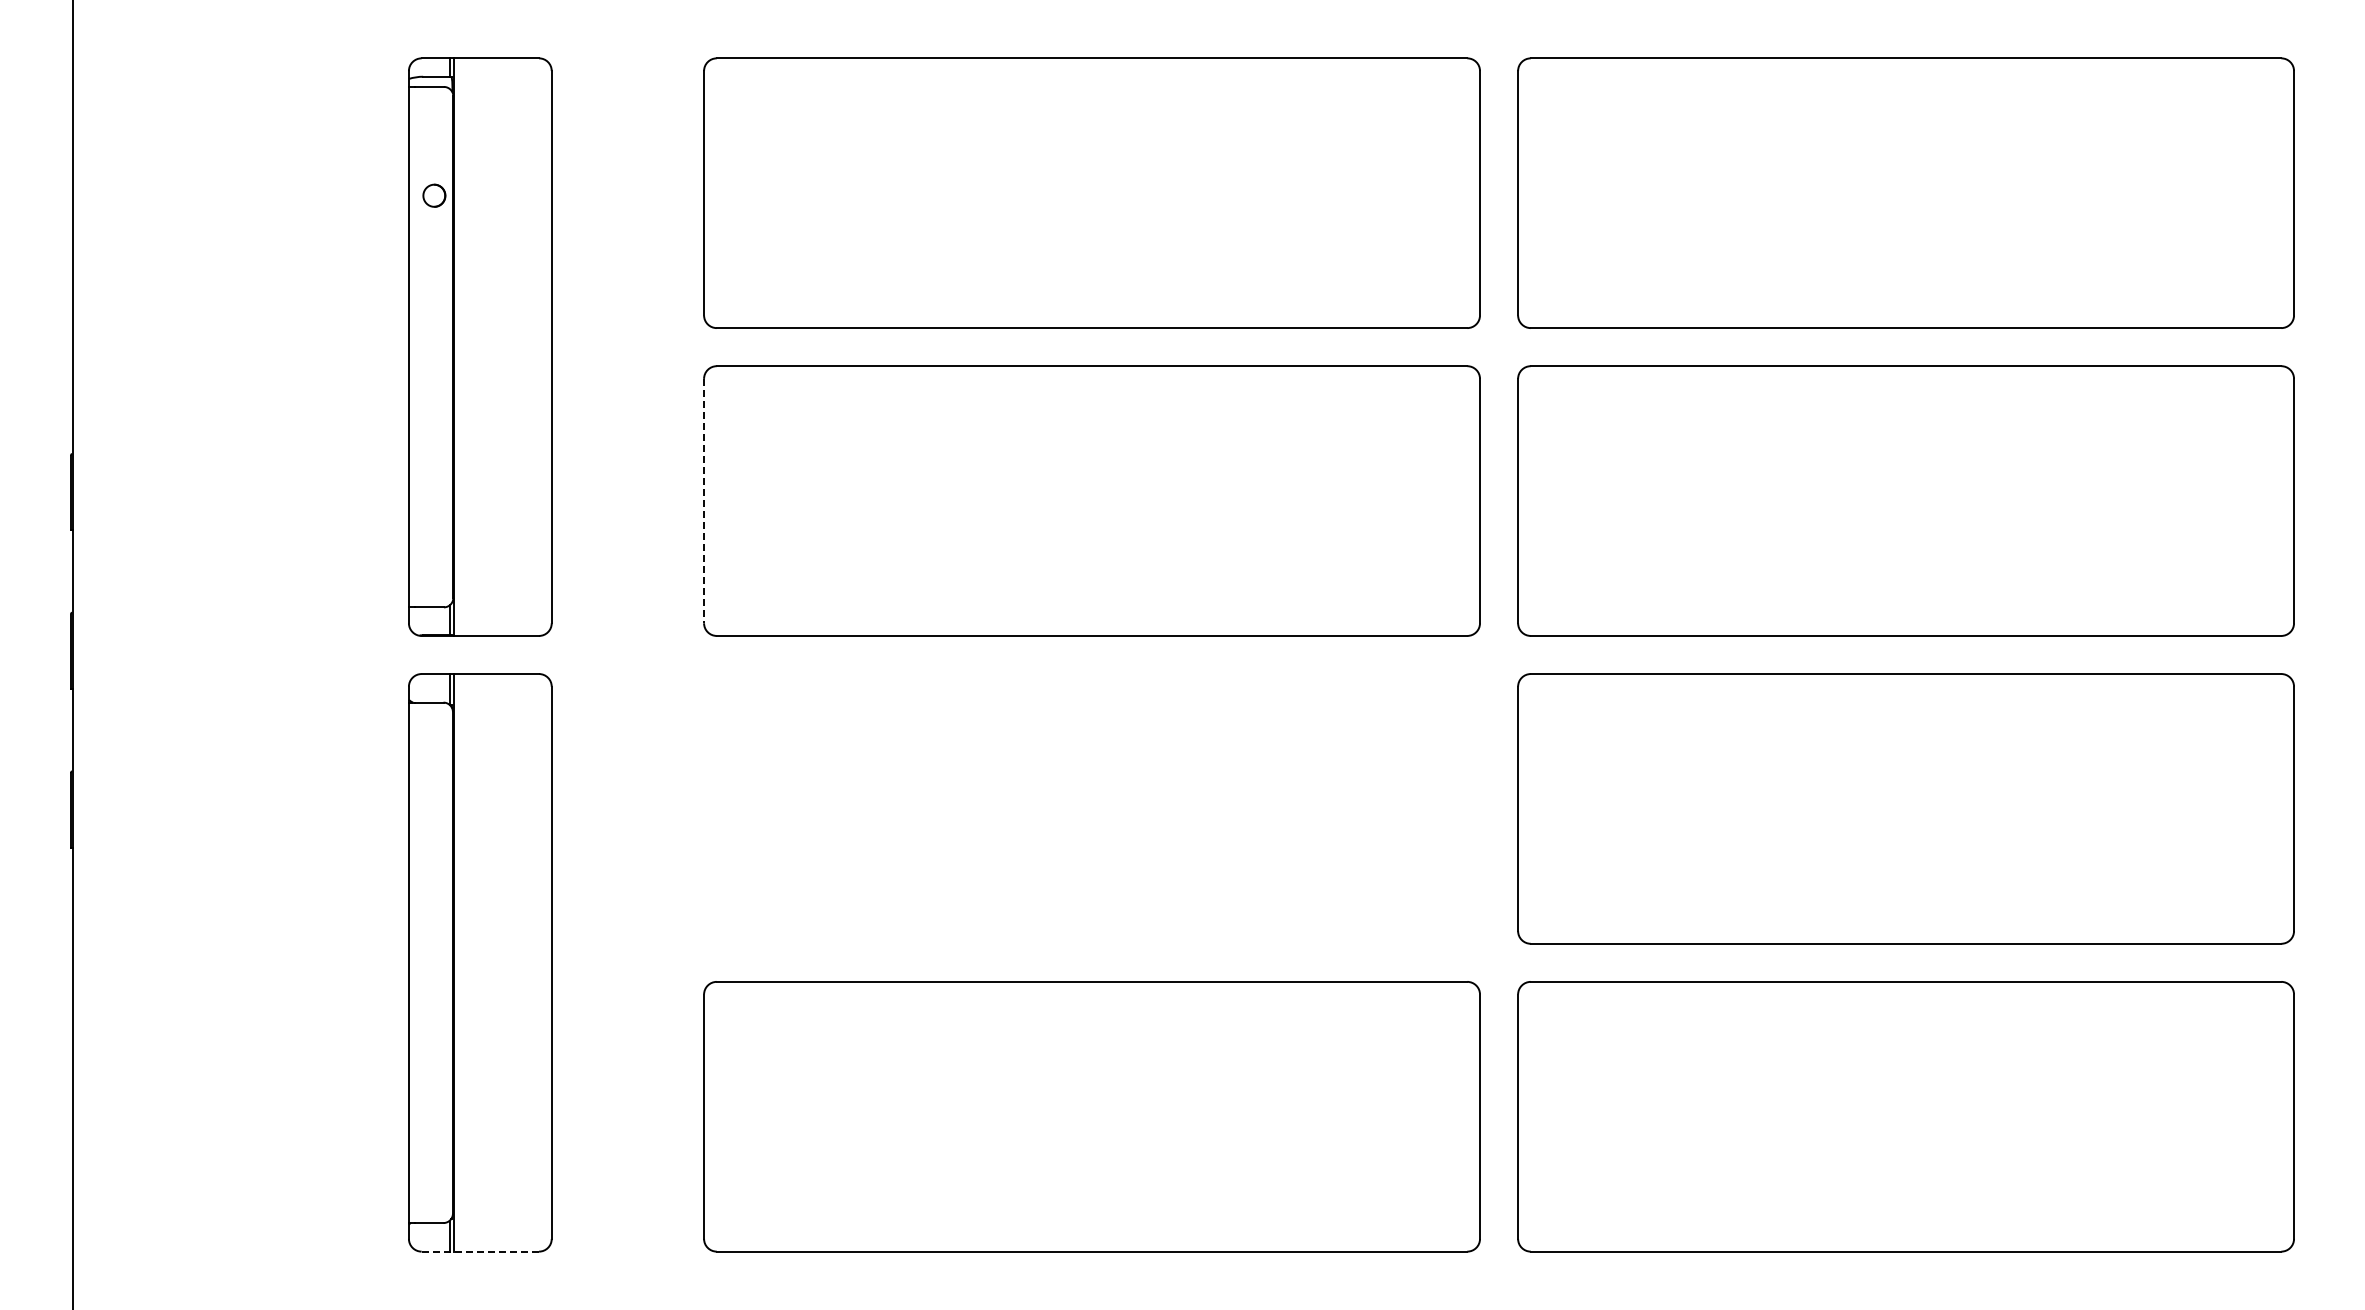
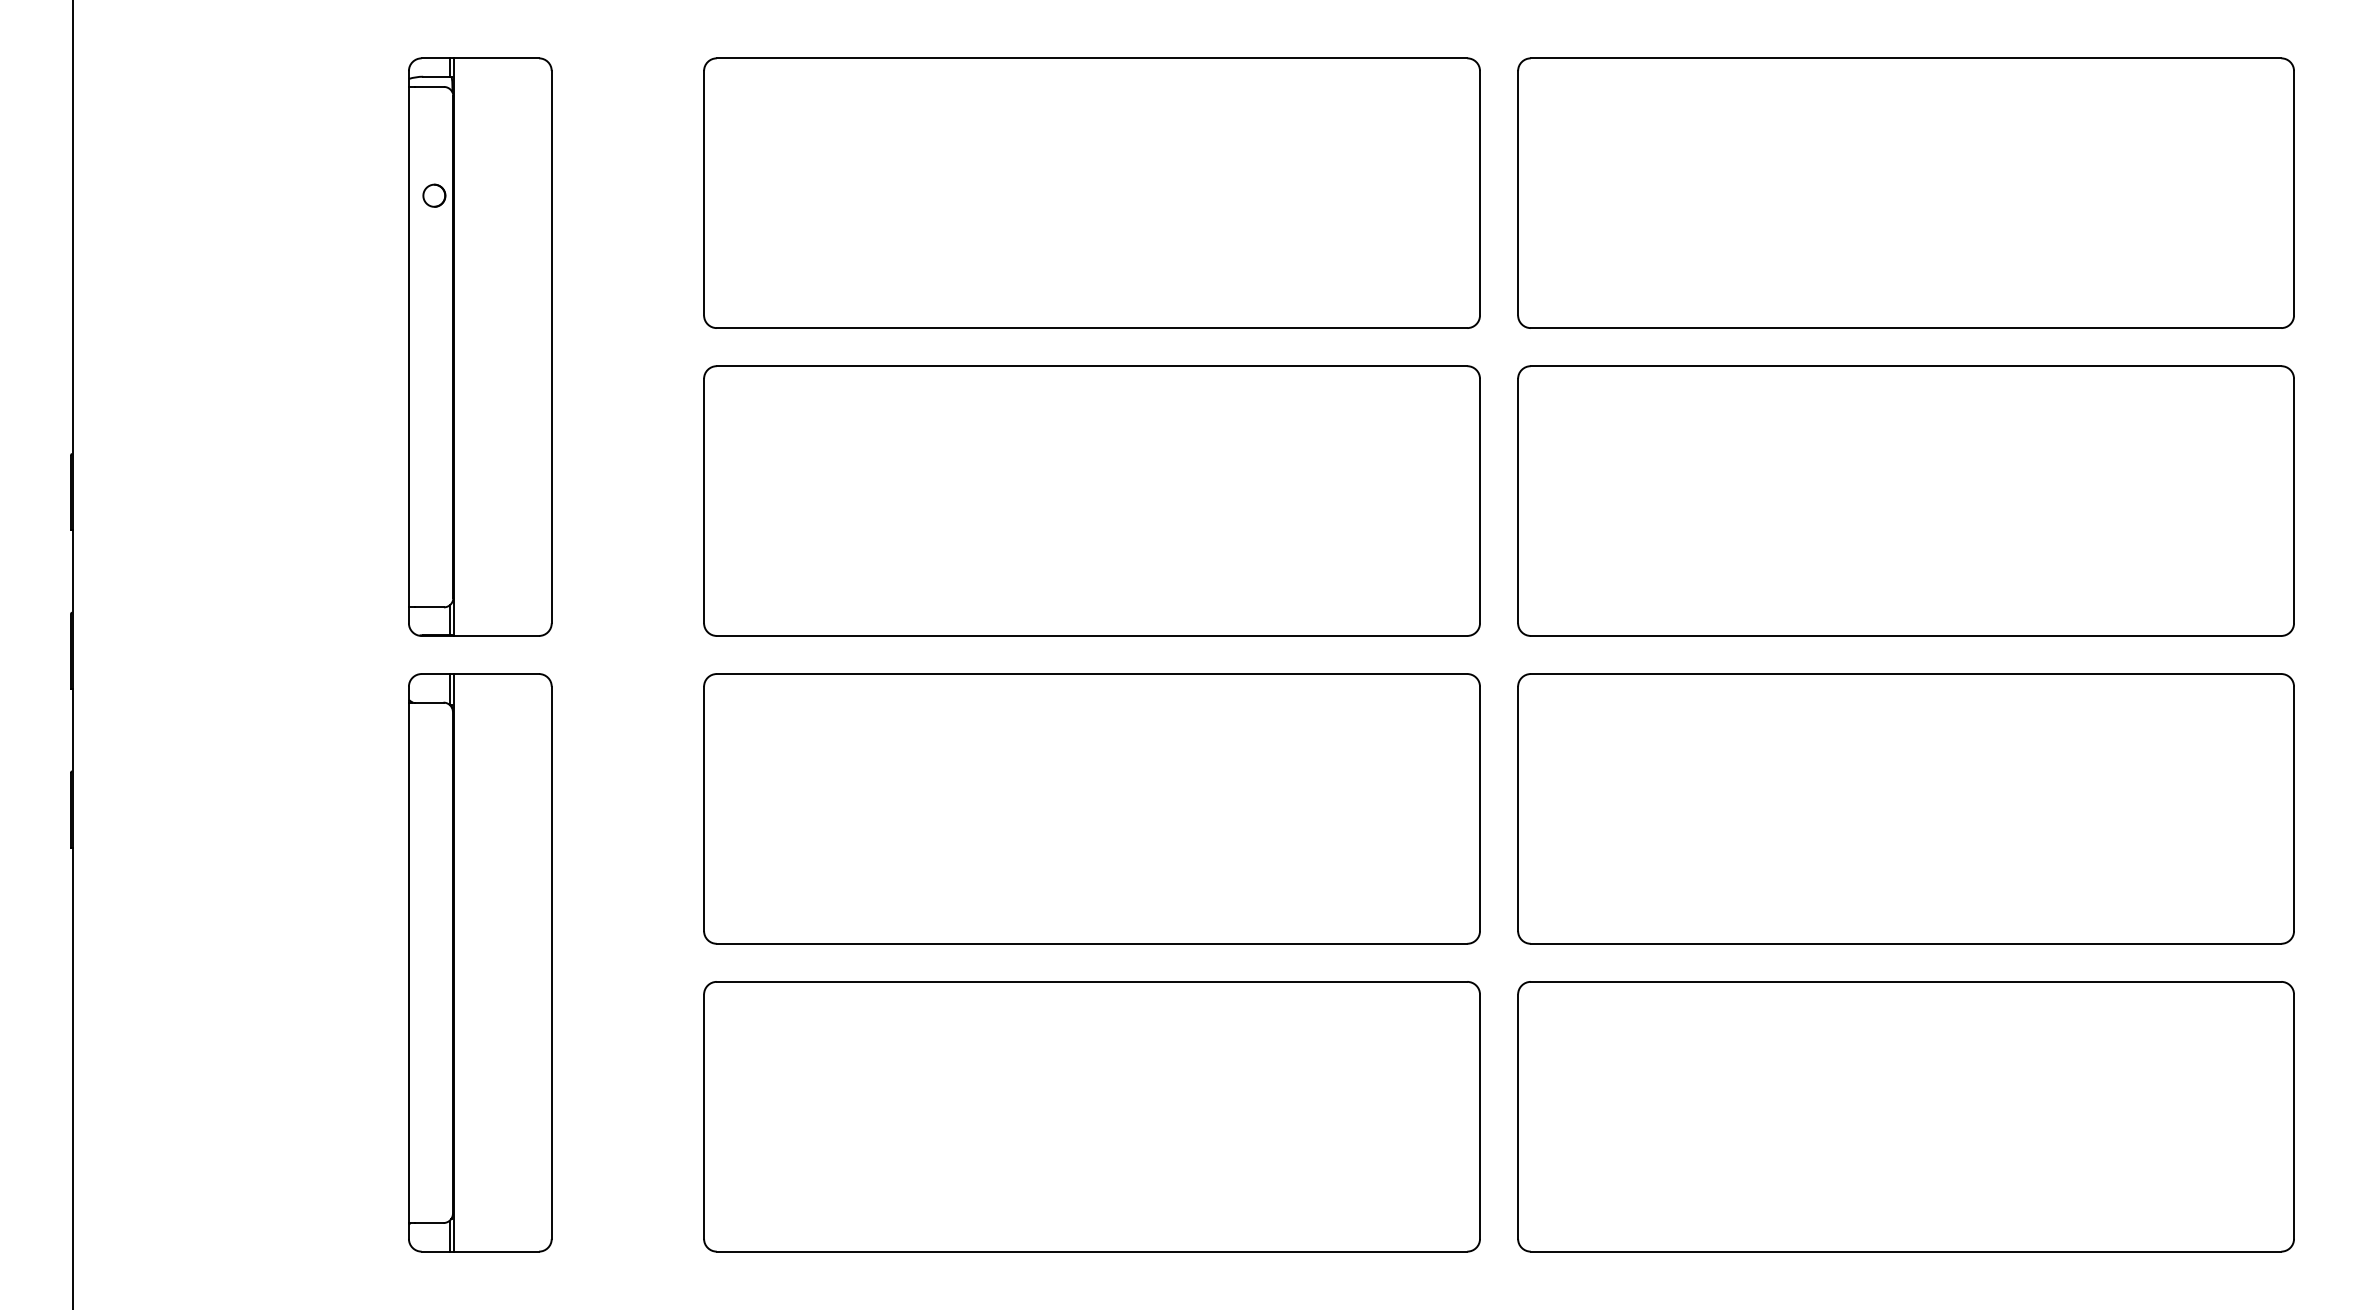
line: dashed -> solid (704, 501)
part: none -> present (1091, 808)
line: dashed -> solid (480, 1251)
